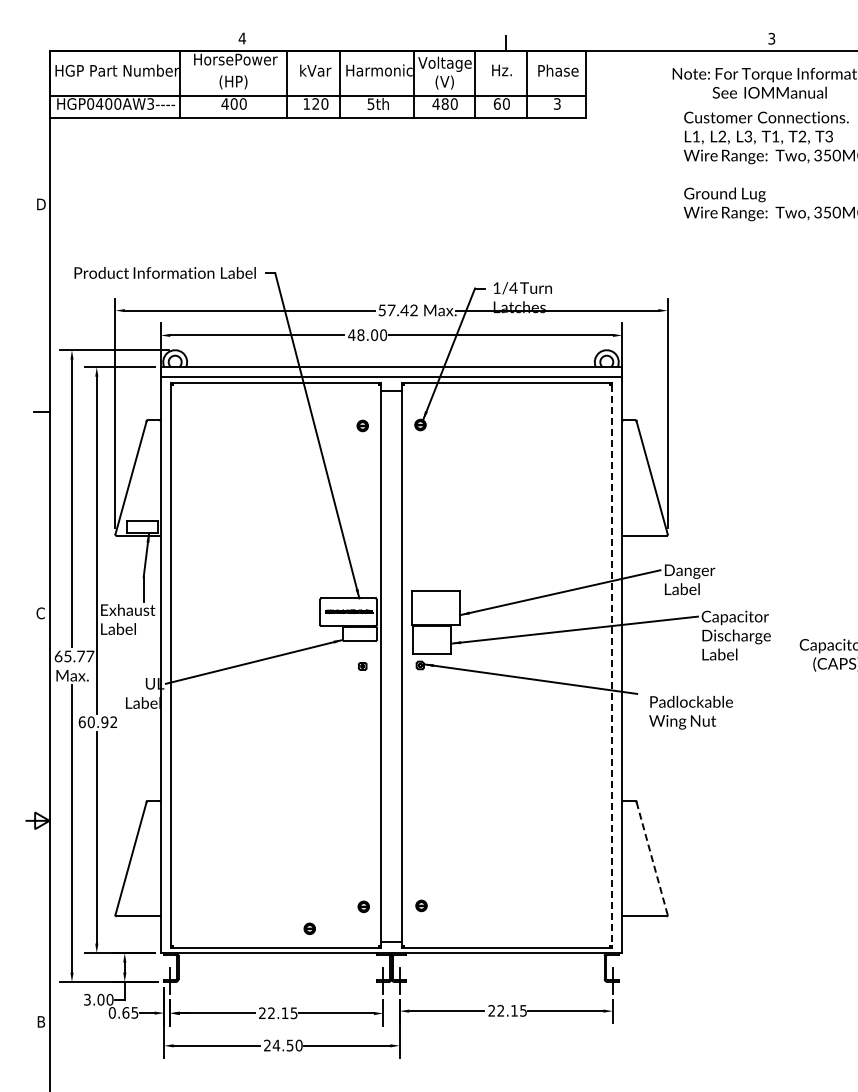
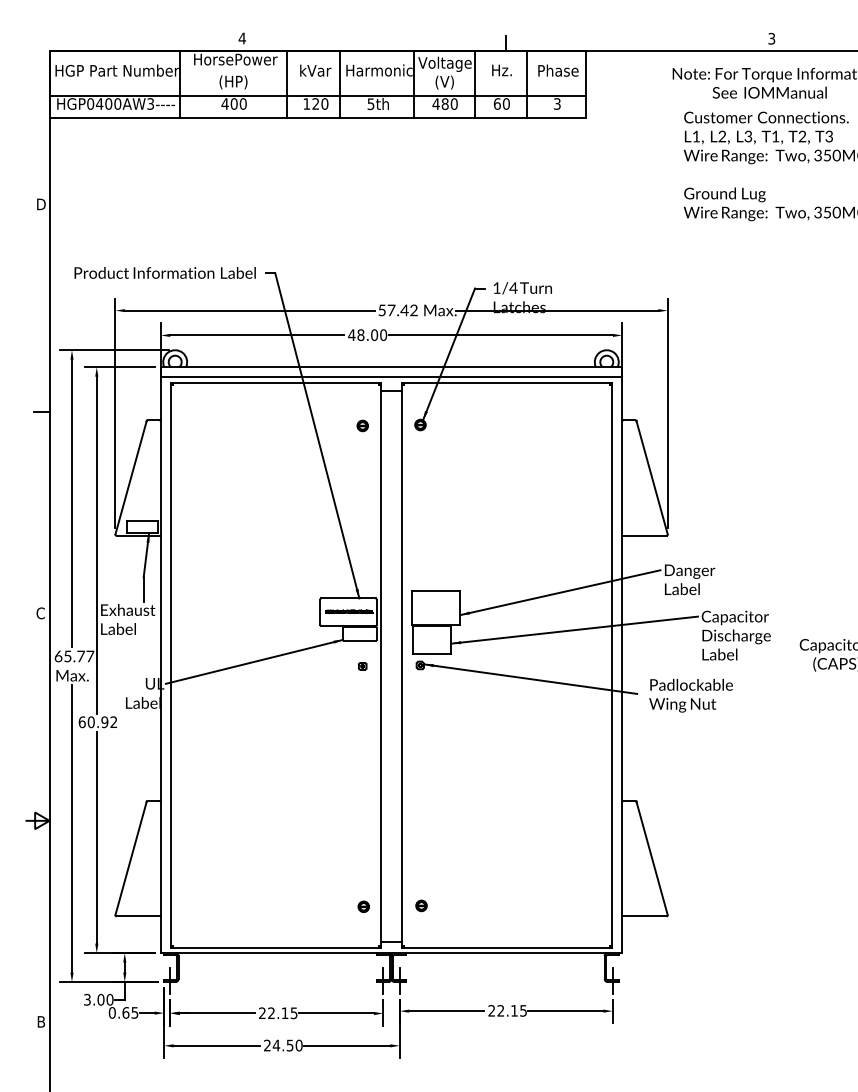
line: dashed -> solid (611, 665)
text position: (690, 712) -> (690, 695) (690, 695)
line: dashed -> solid (652, 858)
part: present -> none (309, 928)
